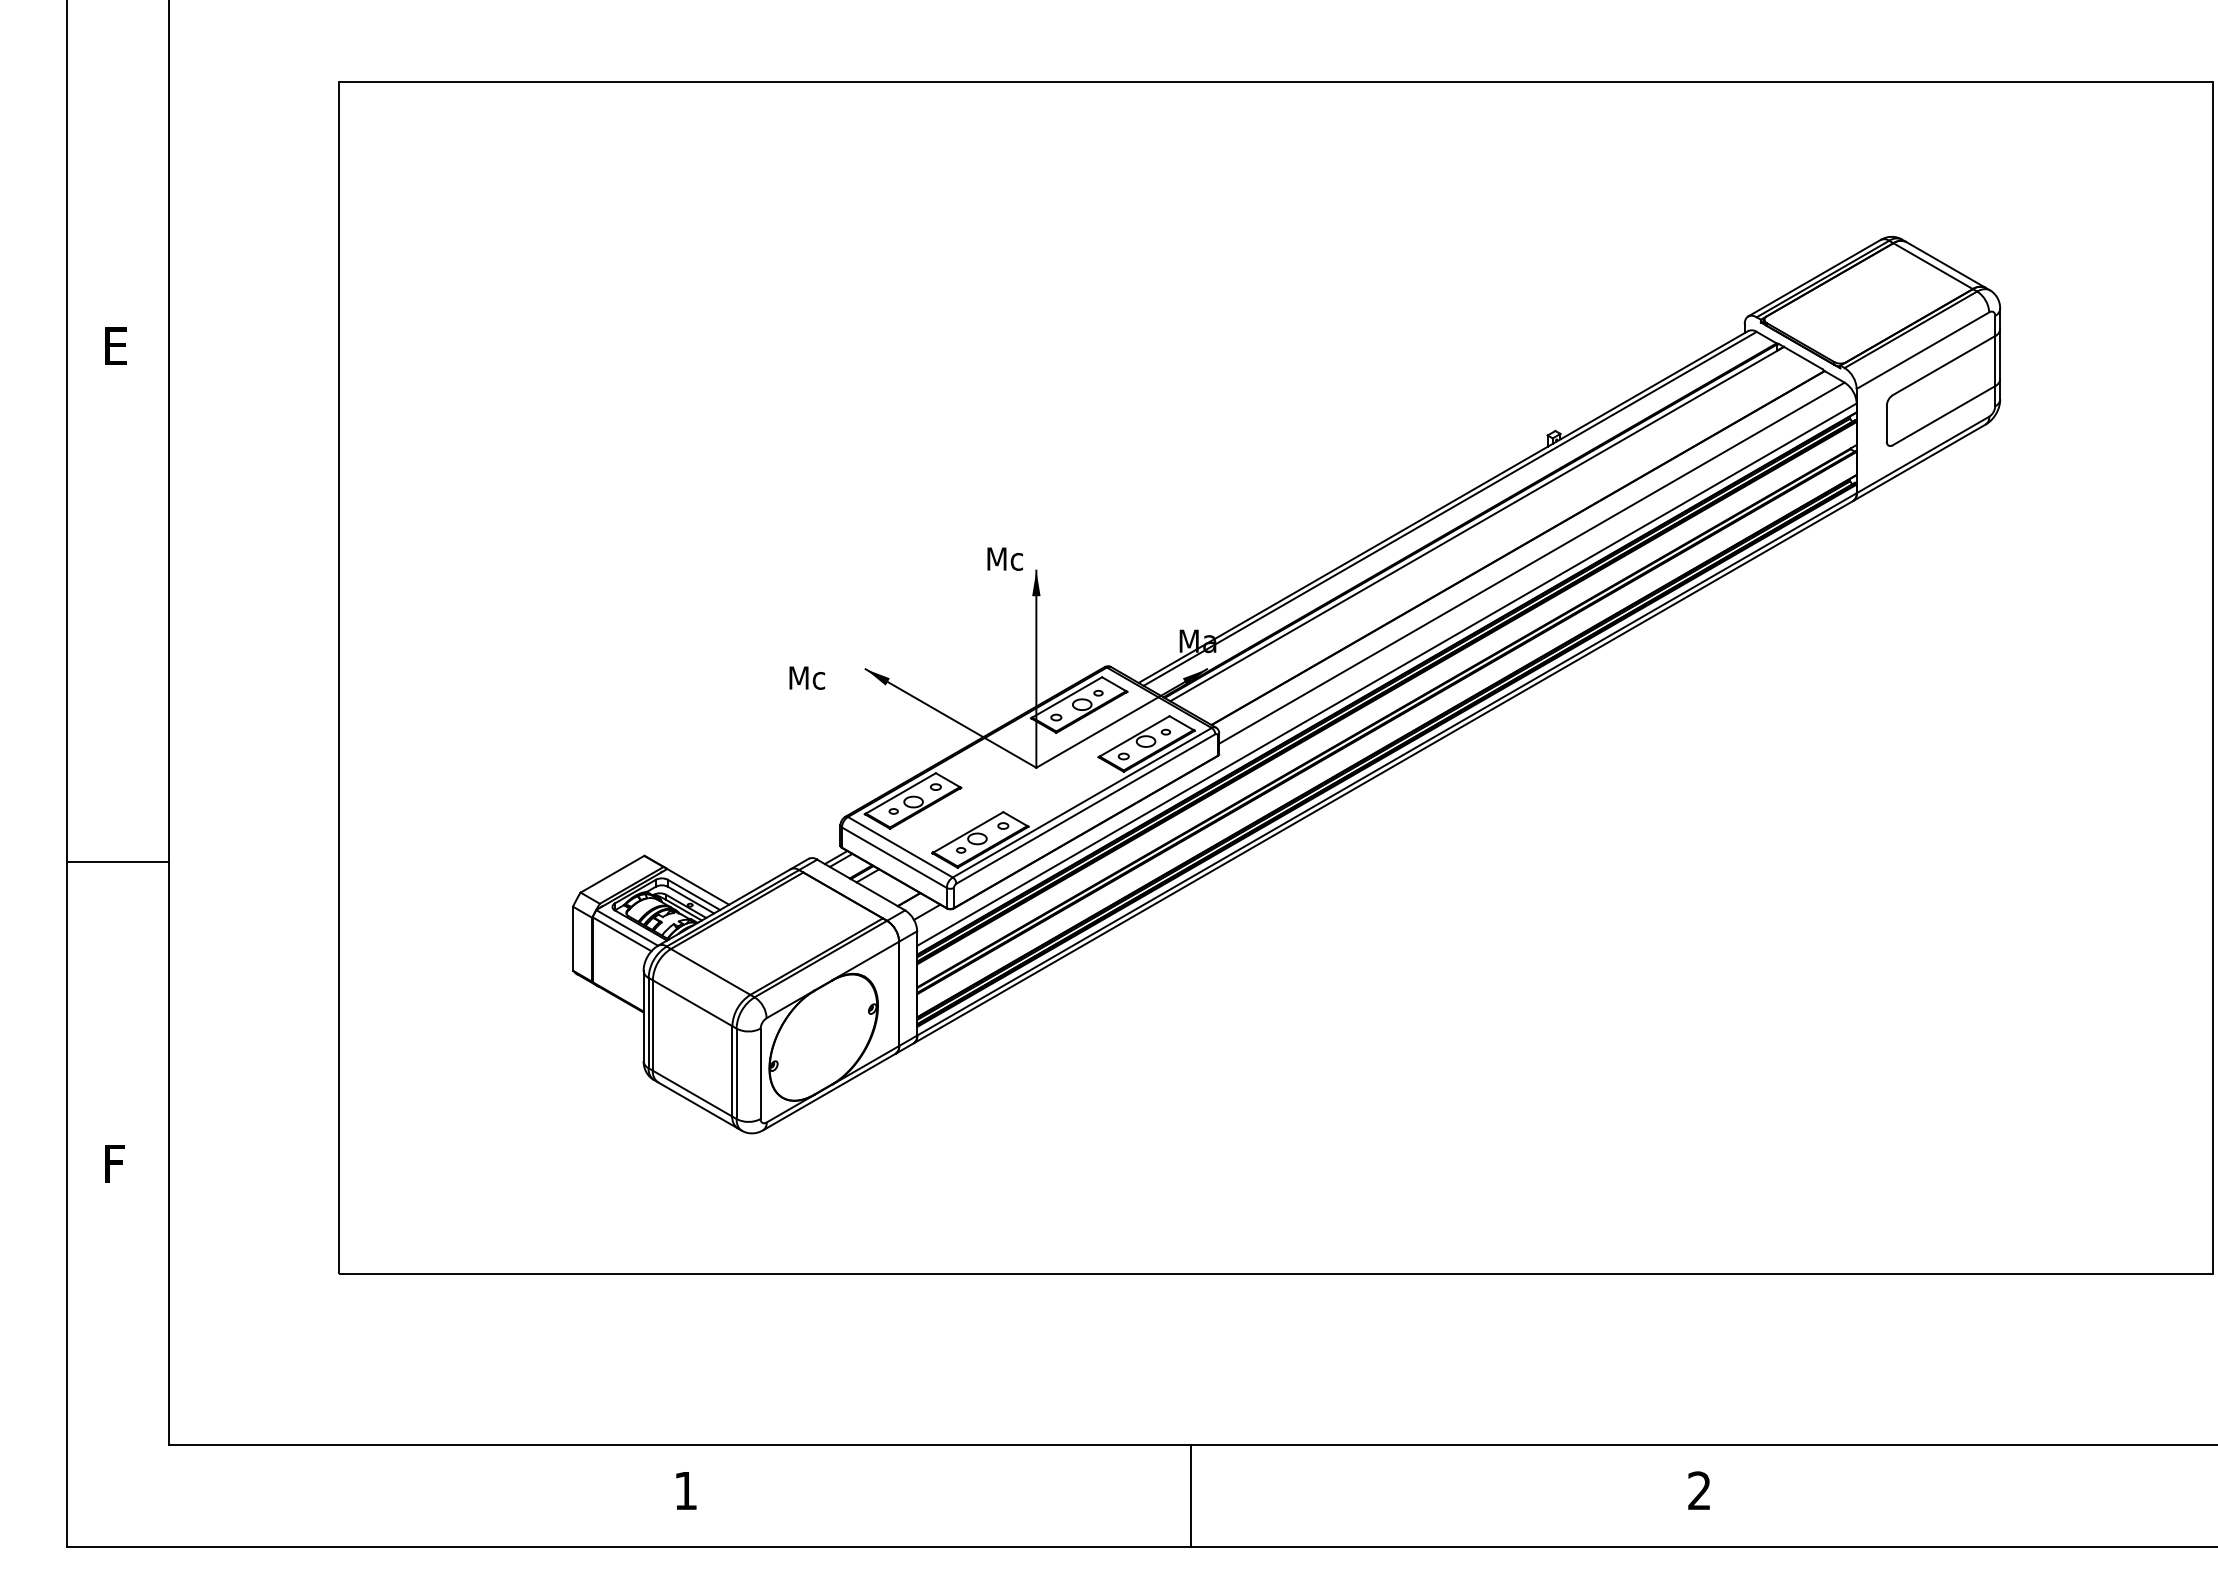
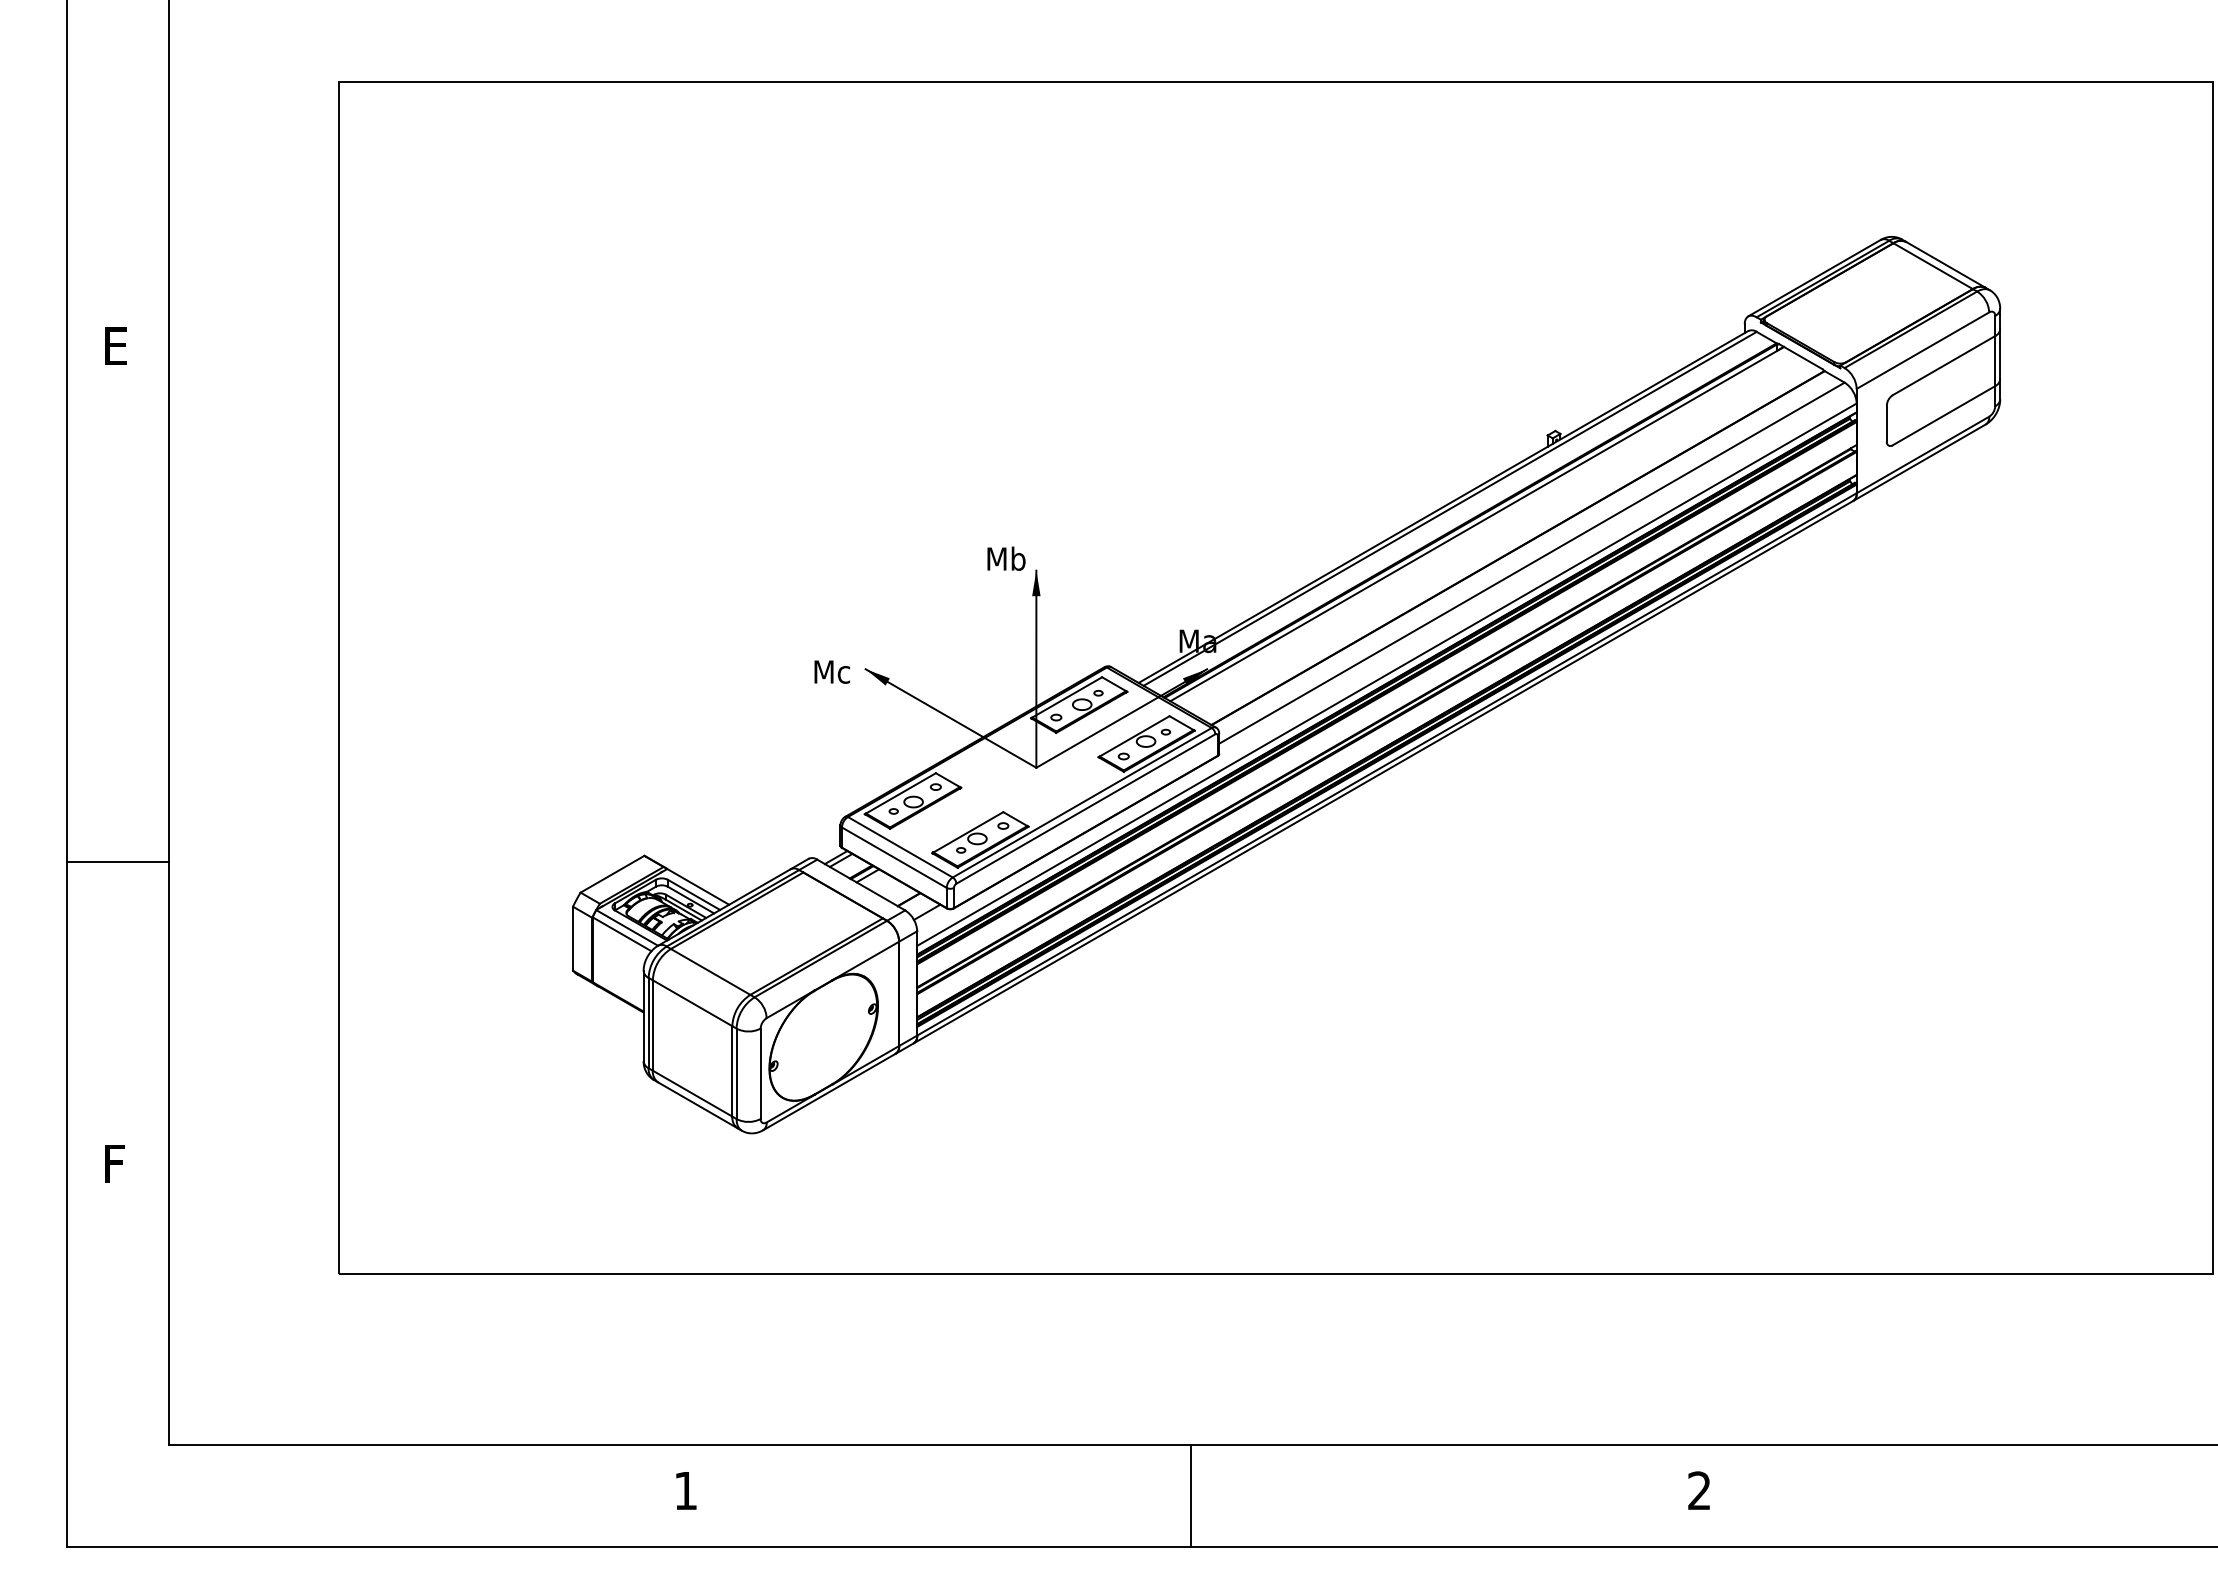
text: Mc -> Mb (1017, 558)
text position: (807, 677) -> (832, 671) (832, 671)
